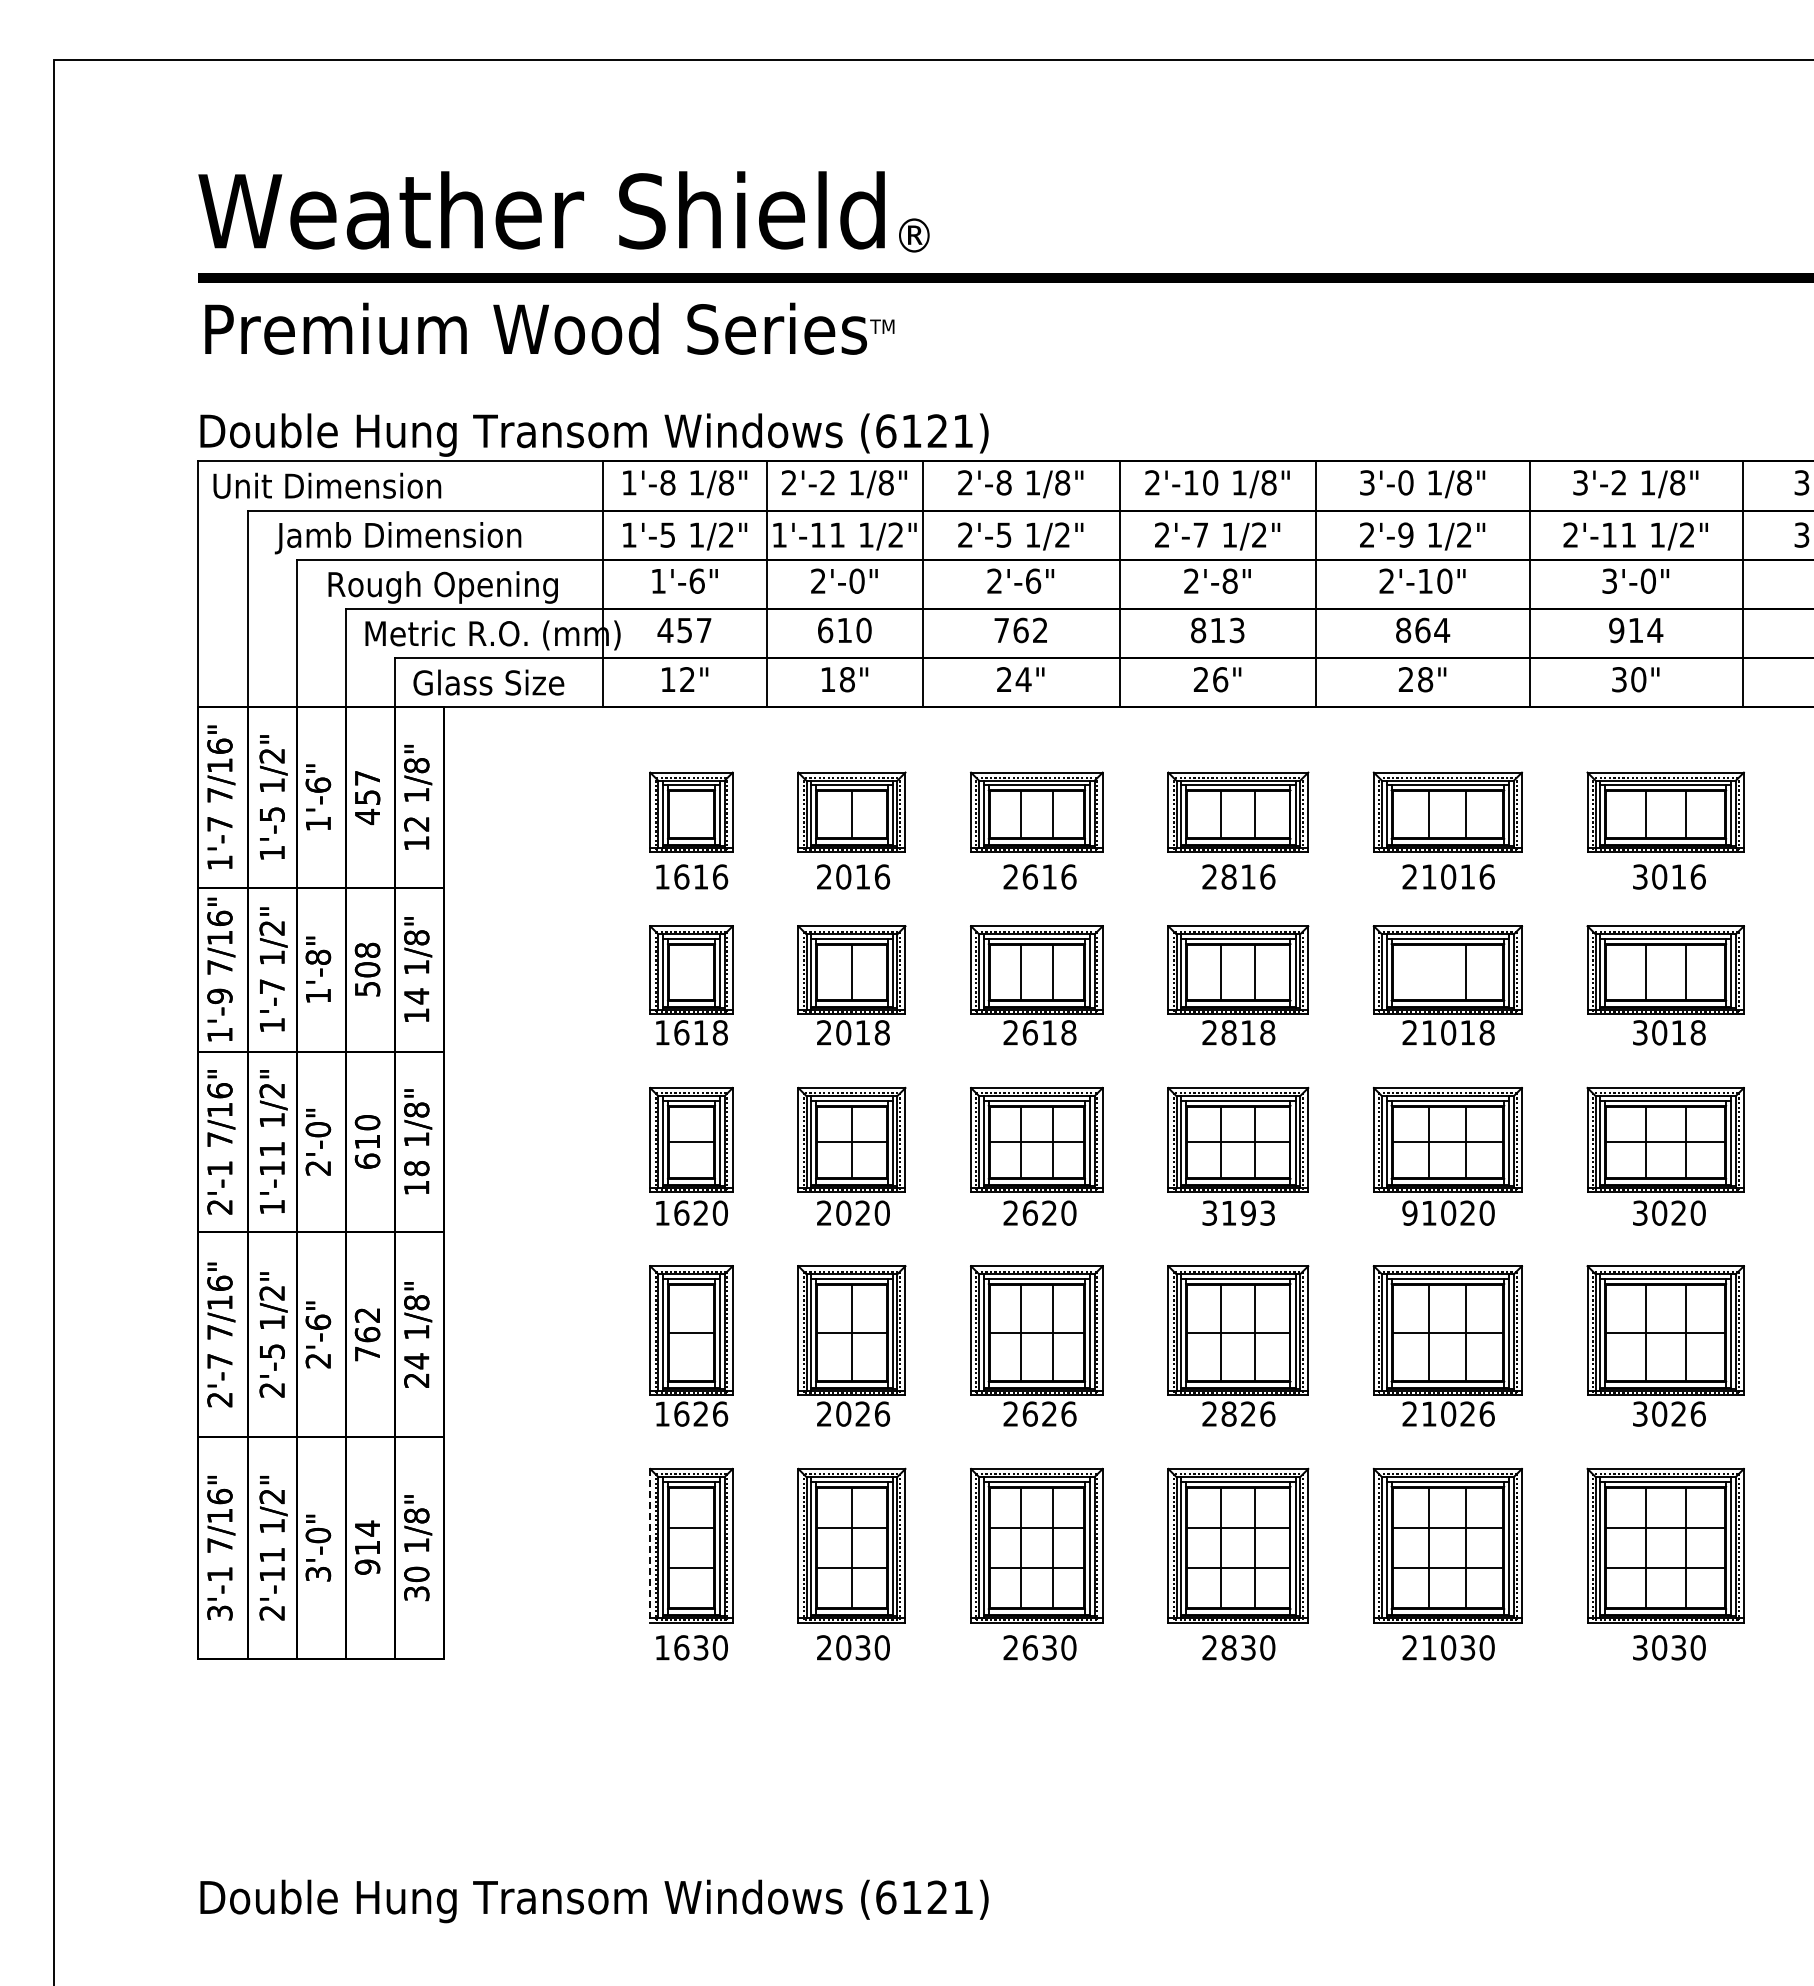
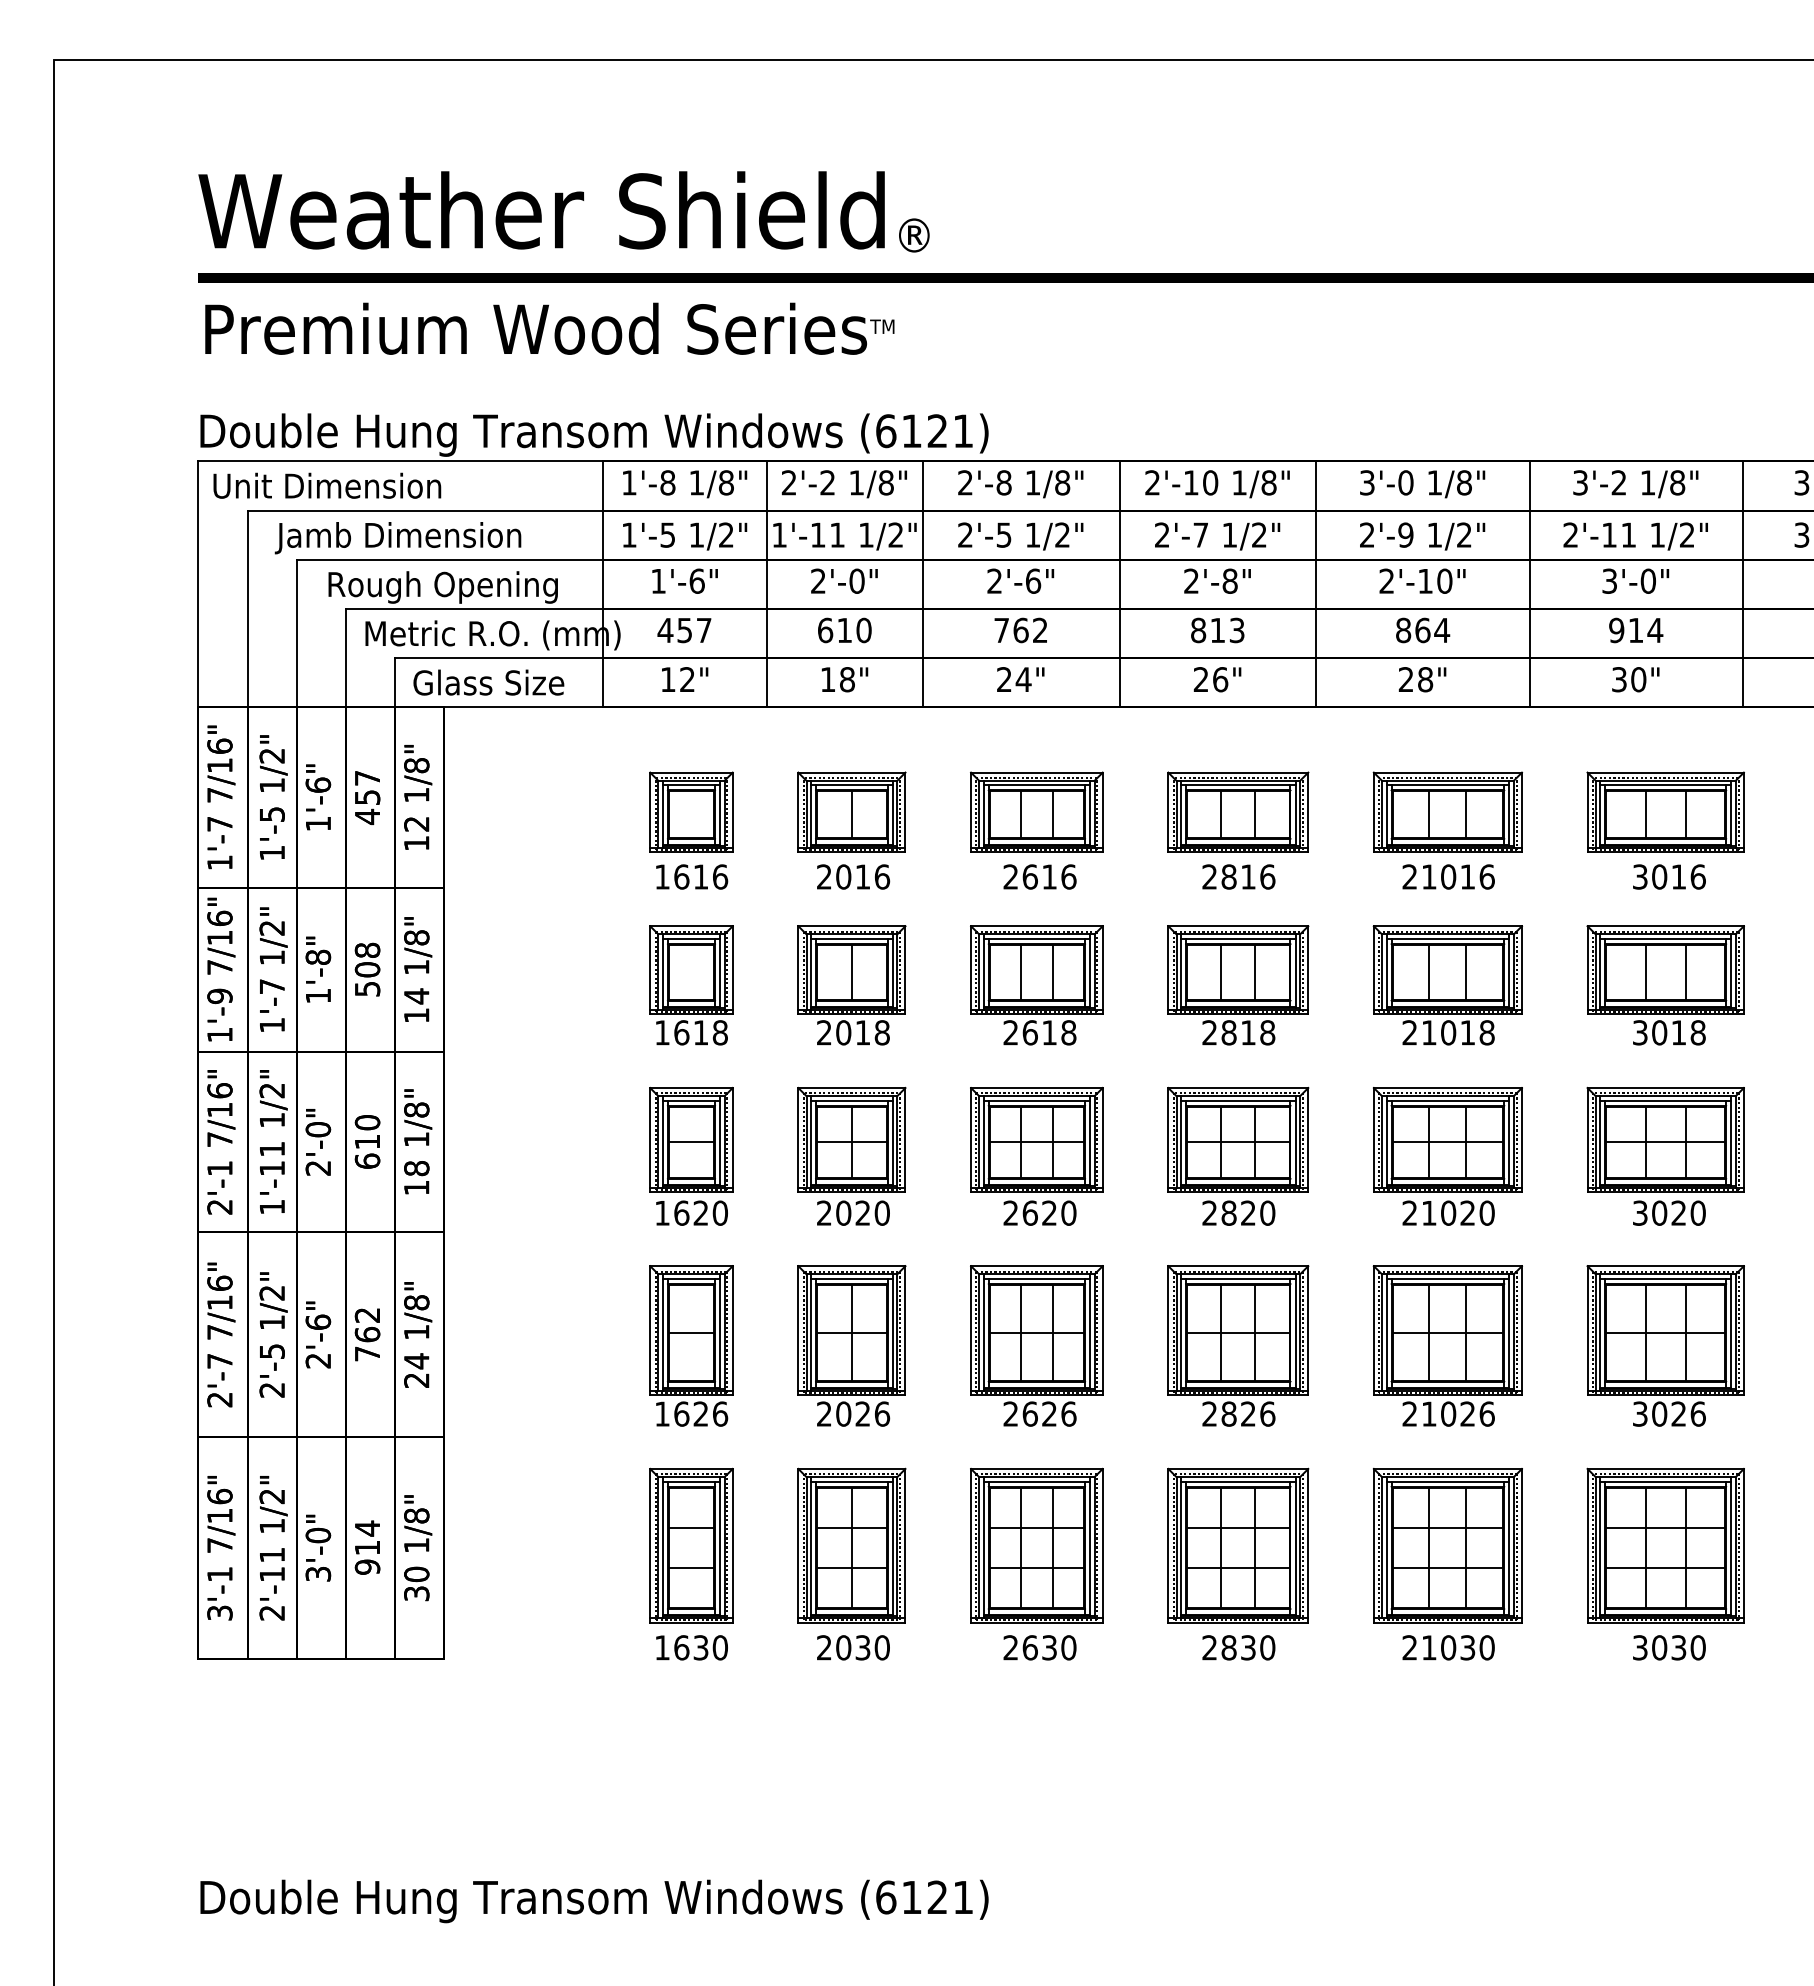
line: none -> present (1429, 971)
text: 3193 -> 2820 (1238, 1212)
text: 91020 -> 21020 (1409, 1212)
line: dashed -> solid (650, 1545)
